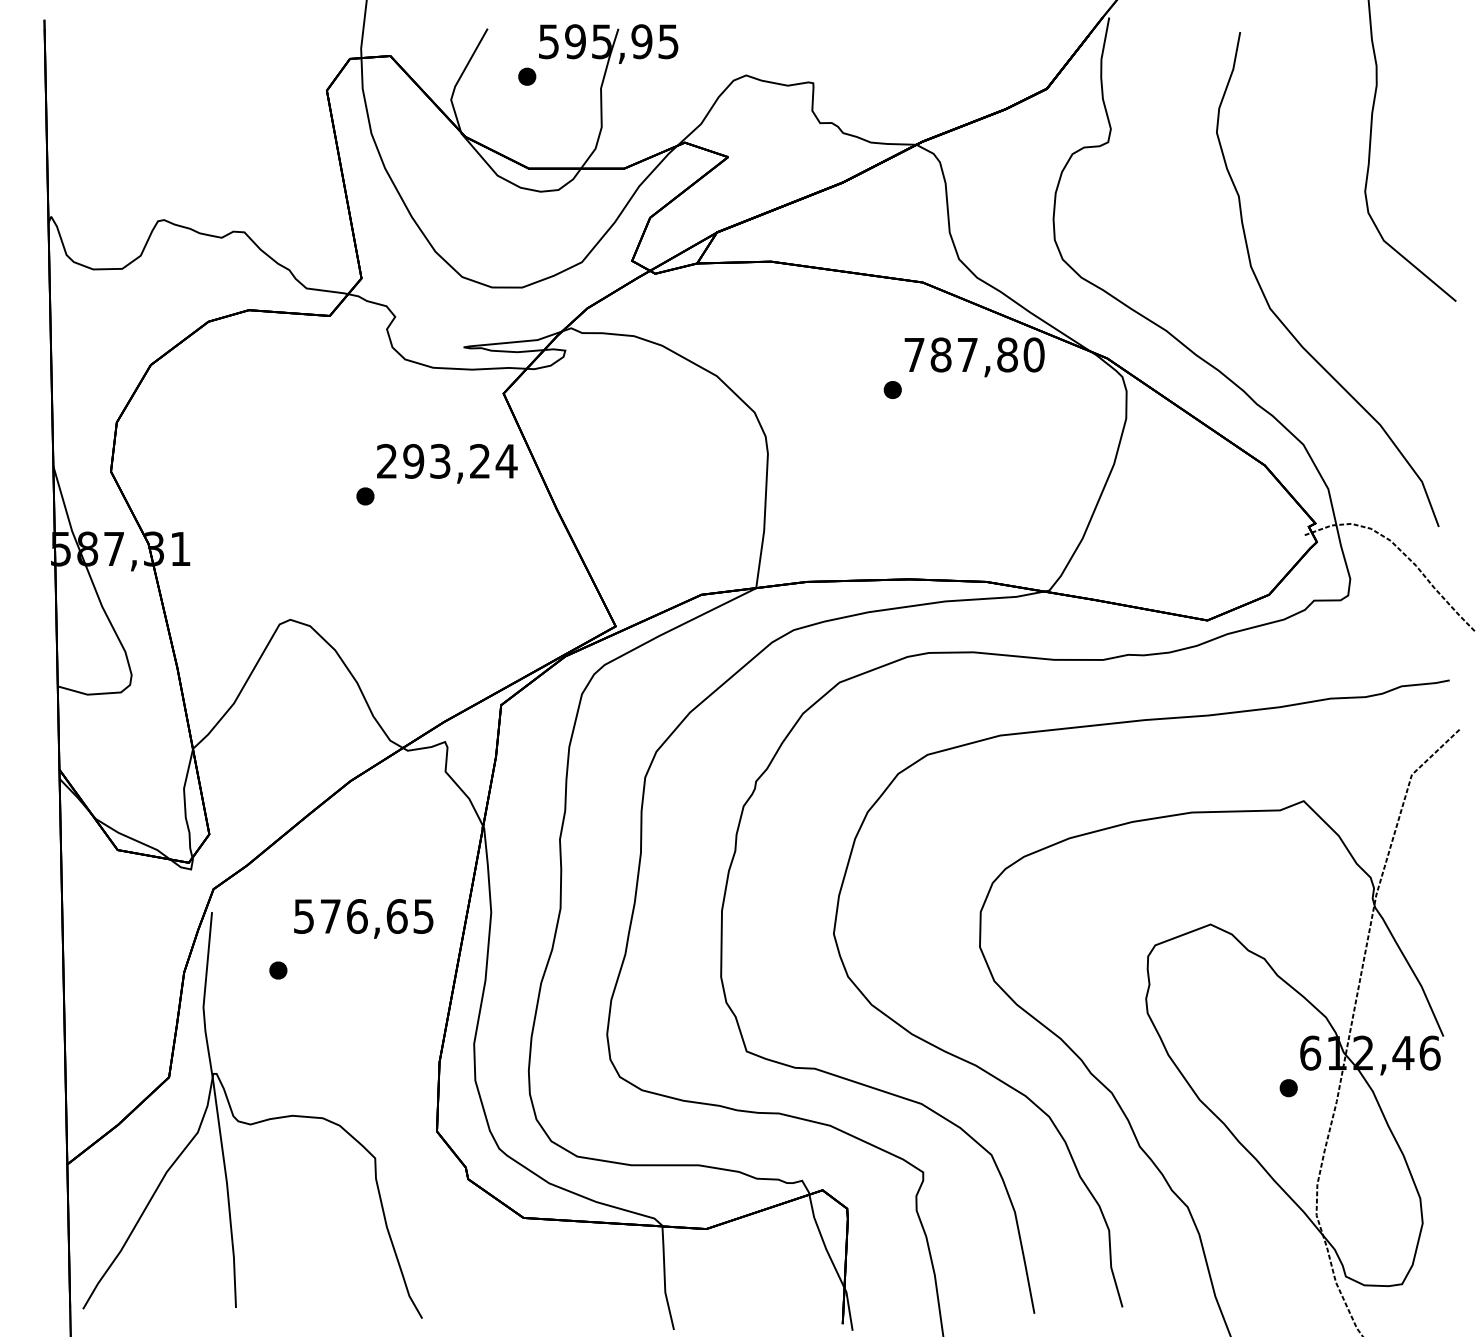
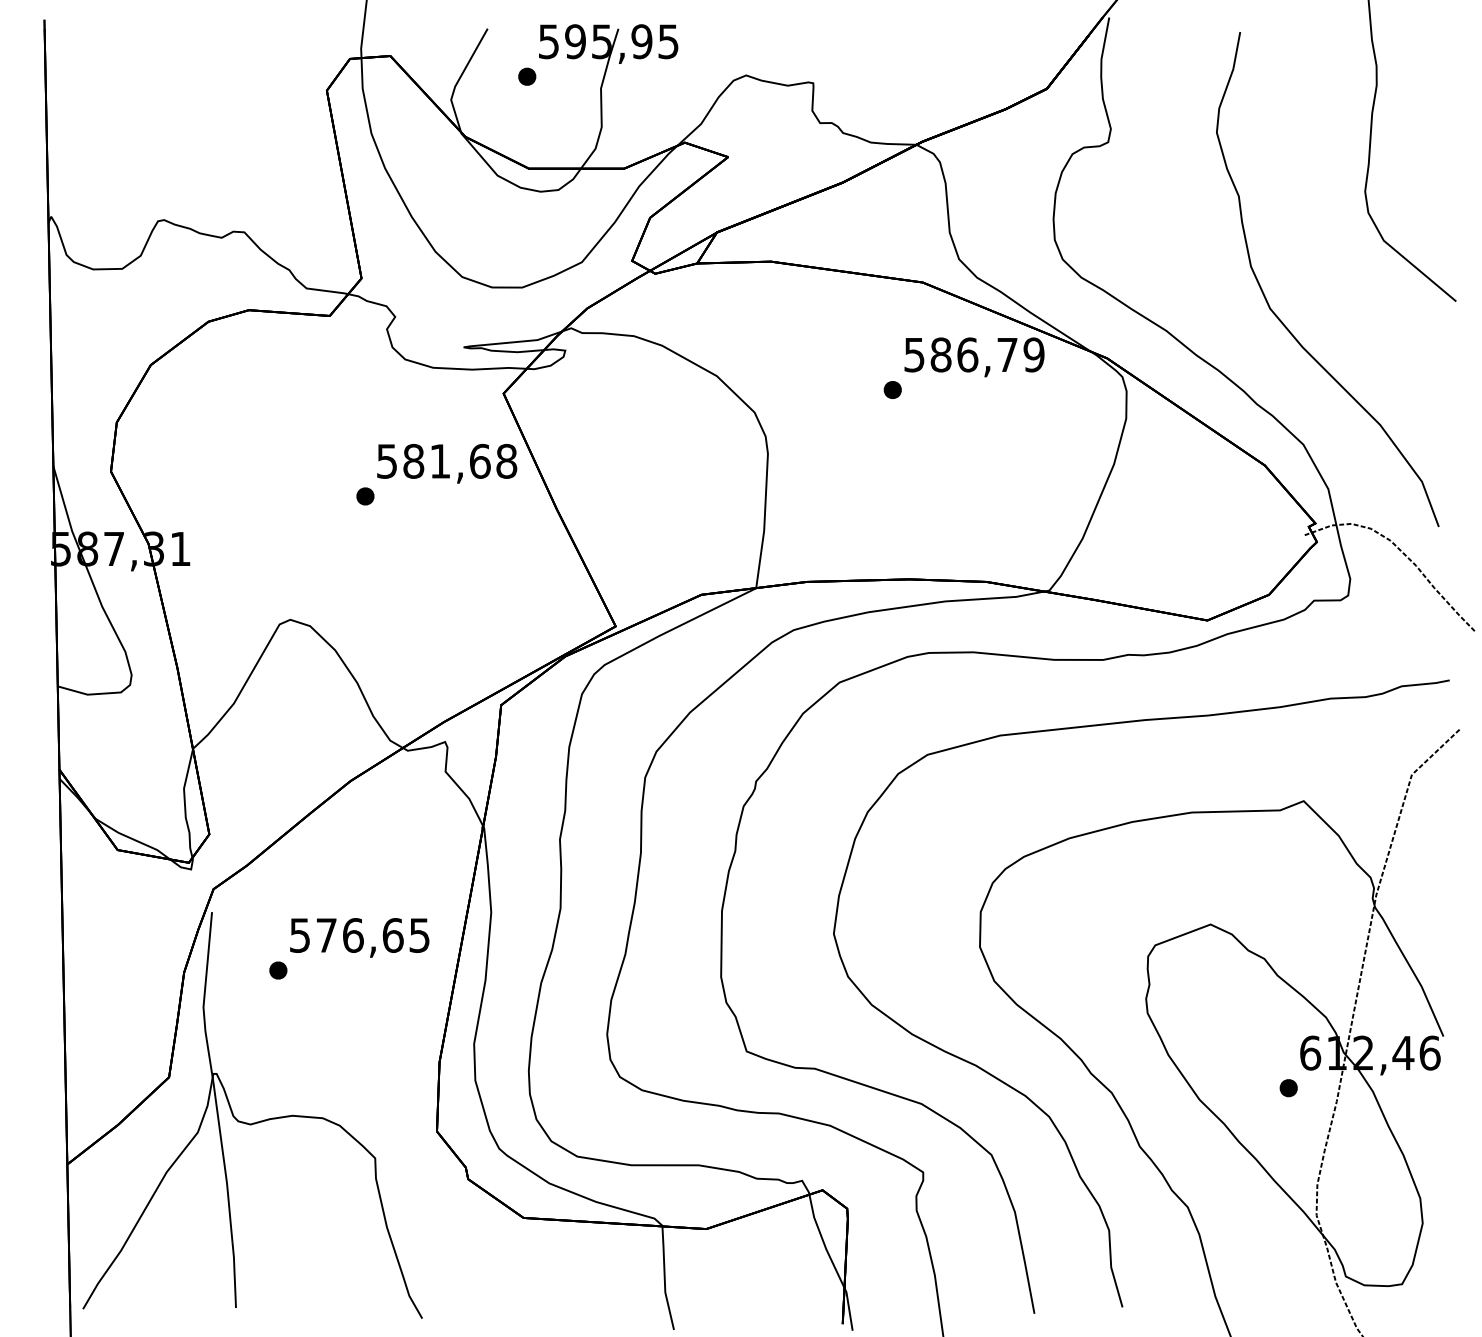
text: 787,80 -> 586,79 (974, 354)
text: 293,24 -> 581,68 (447, 460)
text position: (363, 918) -> (359, 937) (359, 937)
